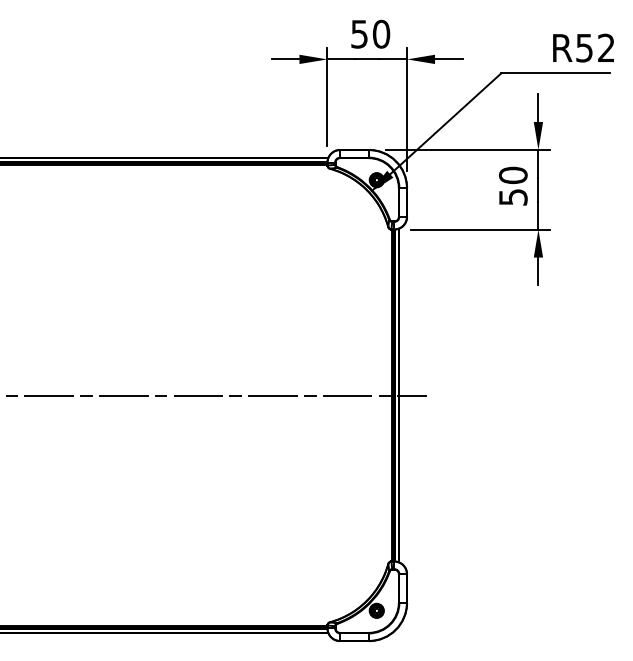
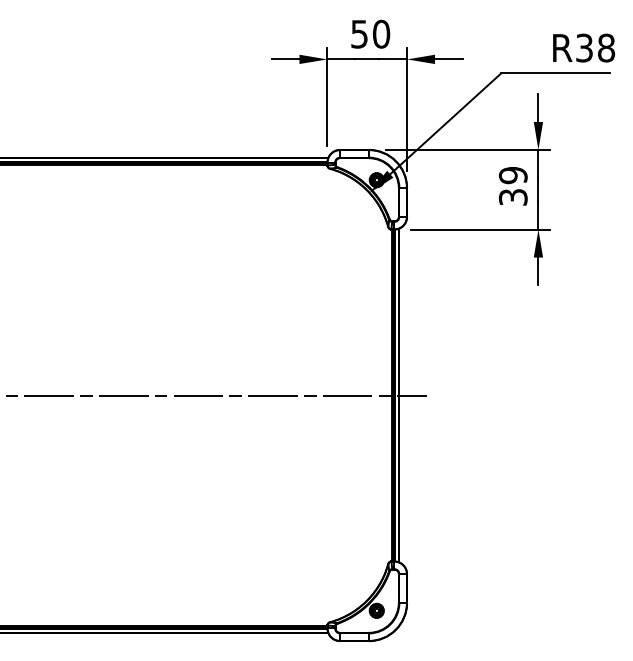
text: R52 -> R38 (595, 47)
text: 50 -> 39 (512, 185)
